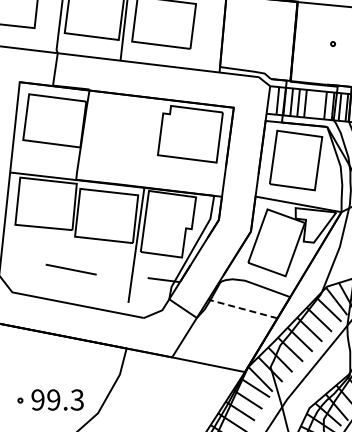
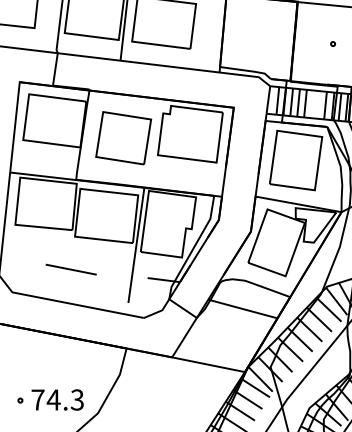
part: none -> present (123, 138)
line: dashed -> solid (242, 309)
text: 99.3 -> 74.3 (45, 399)
